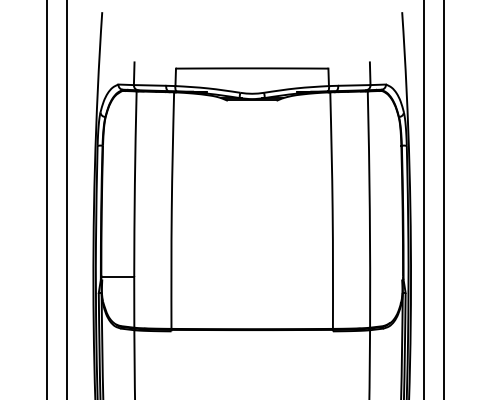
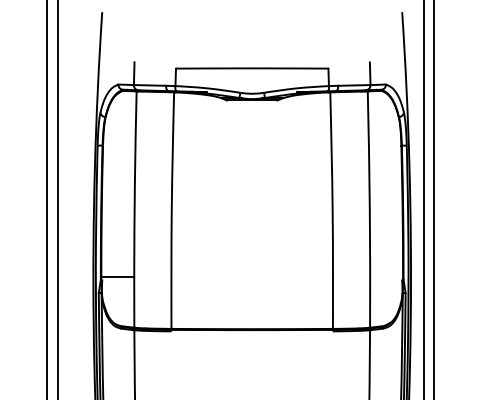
line position: (66, 199) -> (57, 199) (57, 199)
line position: (444, 199) -> (434, 199) (434, 199)
